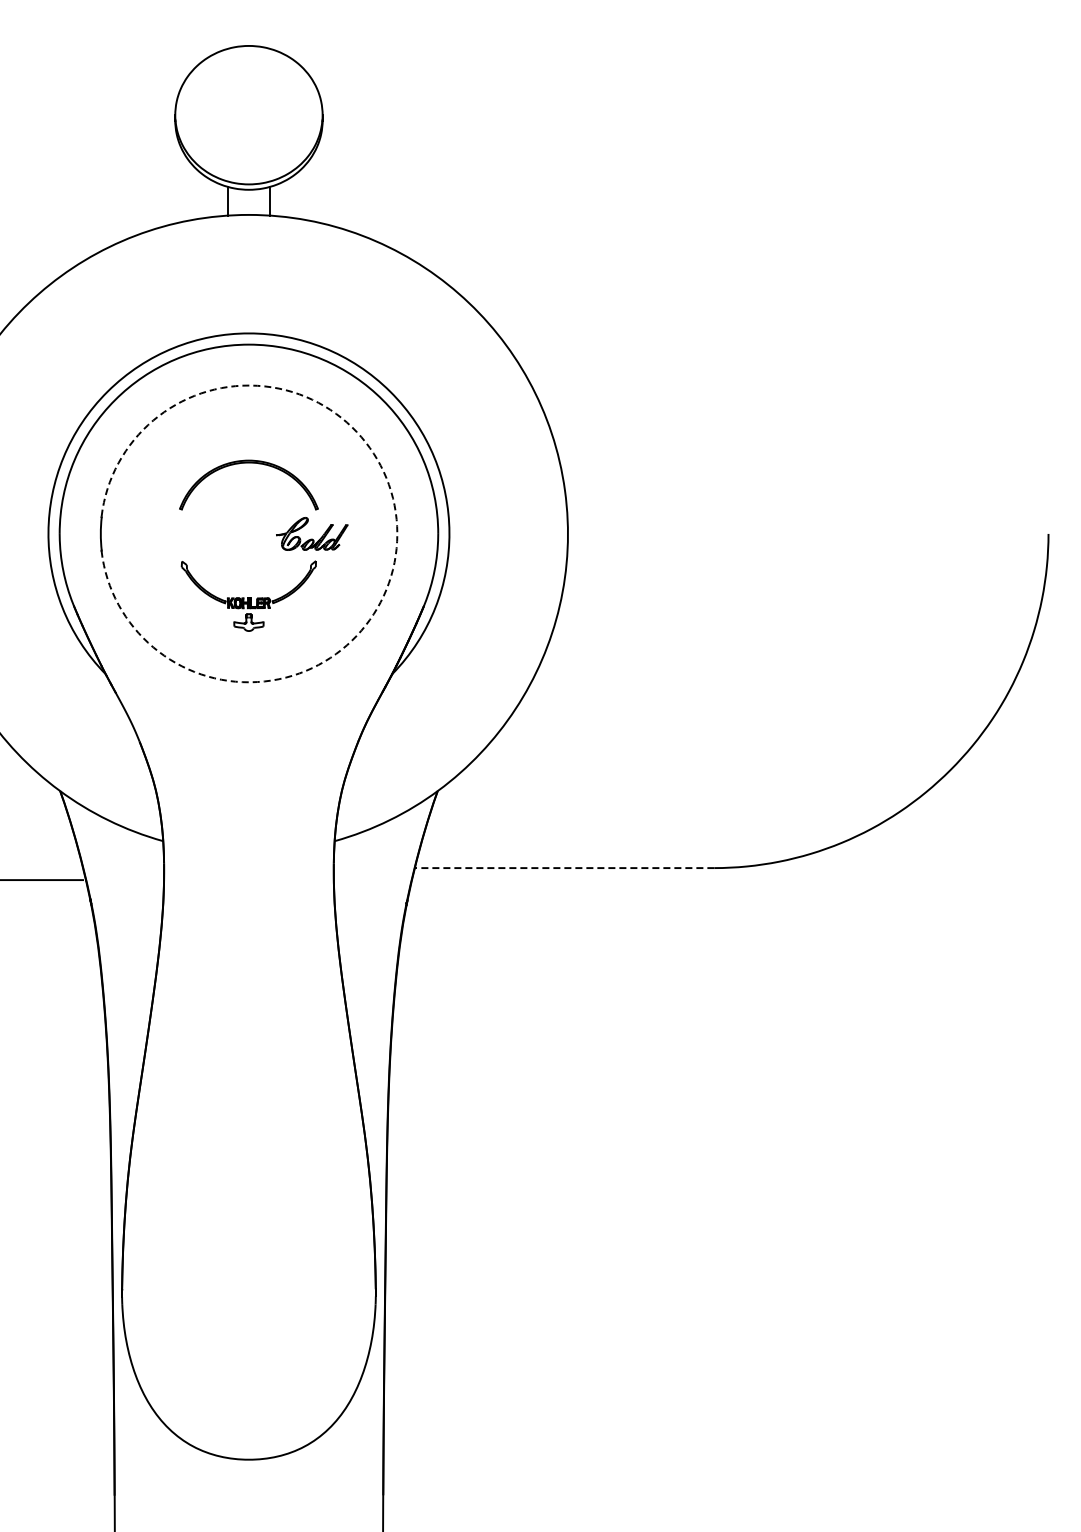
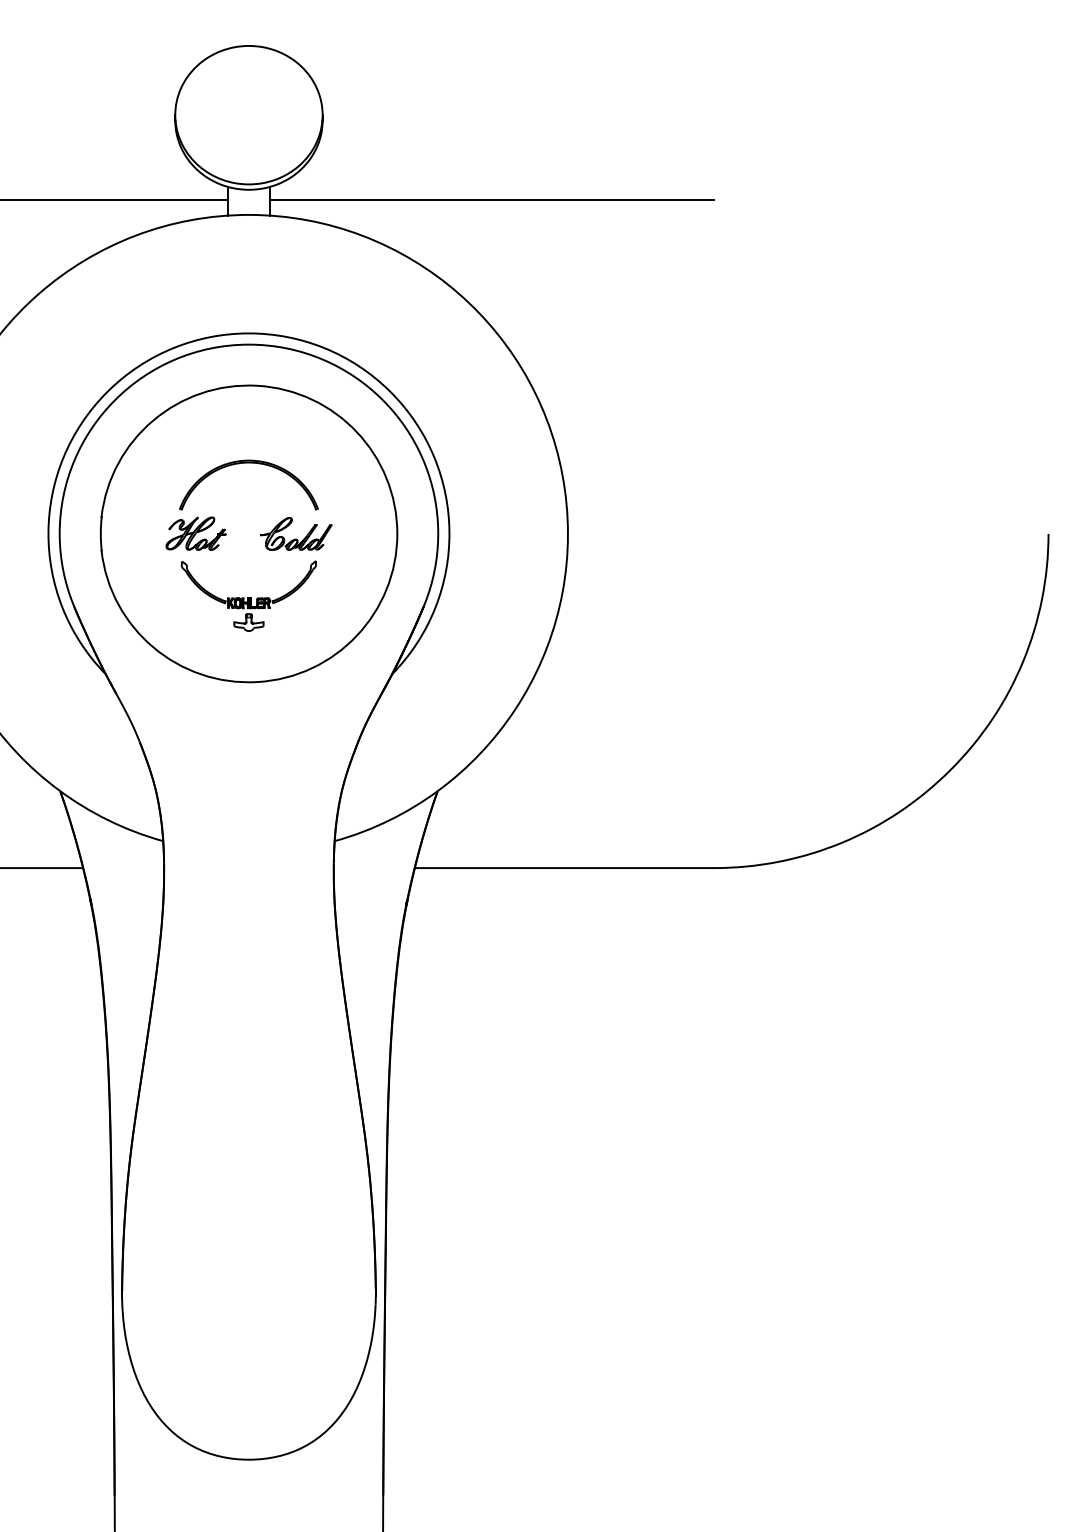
line: none -> present (114, 199)
line: none -> present (492, 199)
part: none -> present (195, 533)
part position: (312, 533) -> (296, 533) (296, 533)
arc: dashed -> solid (397, 533)
line: dashed -> solid (564, 868)
line position: (42, 880) -> (42, 868) (42, 868)
